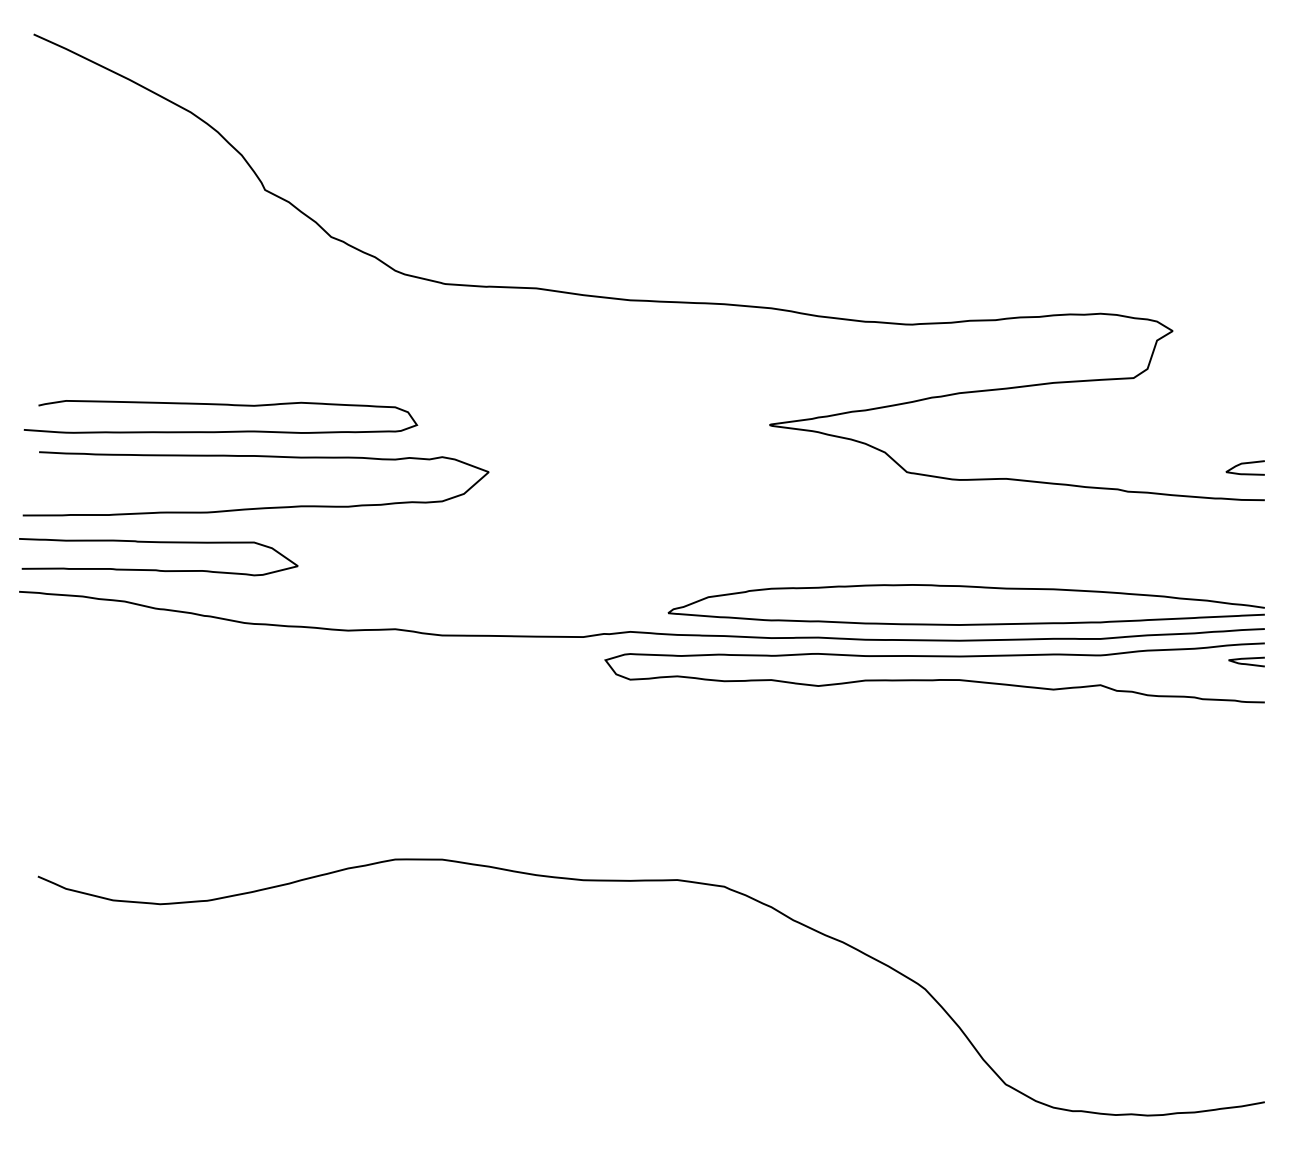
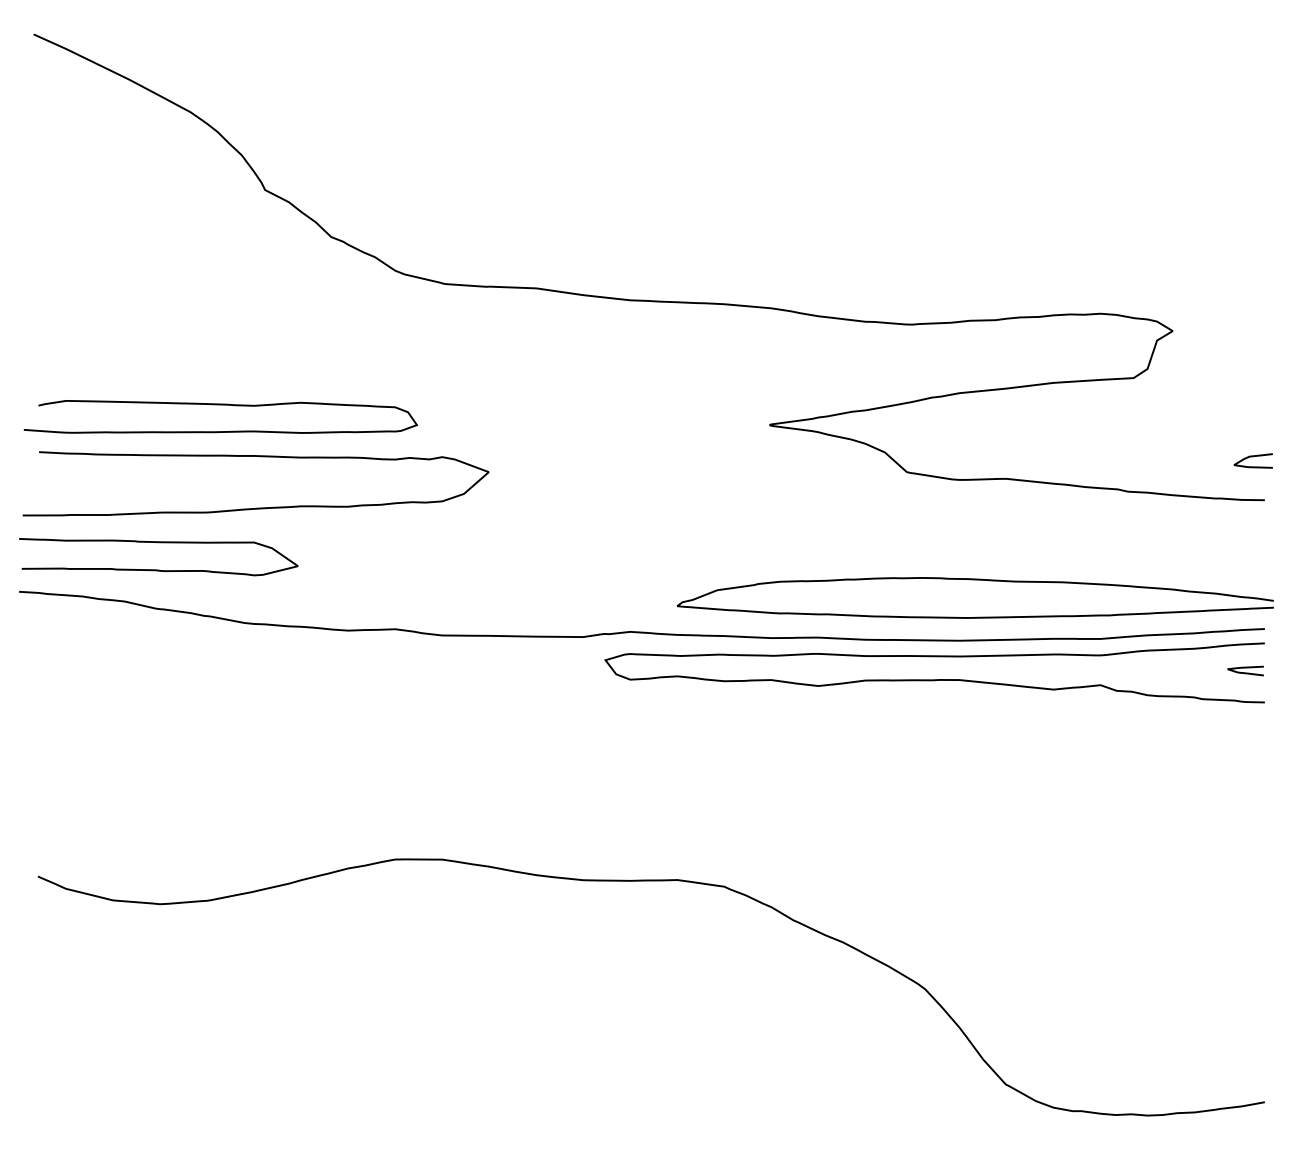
curve position: (1244, 464) -> (1252, 457) (1252, 457)
curve position: (965, 587) -> (974, 580) (974, 580)
curve position: (1246, 659) -> (1245, 668) (1245, 668)
